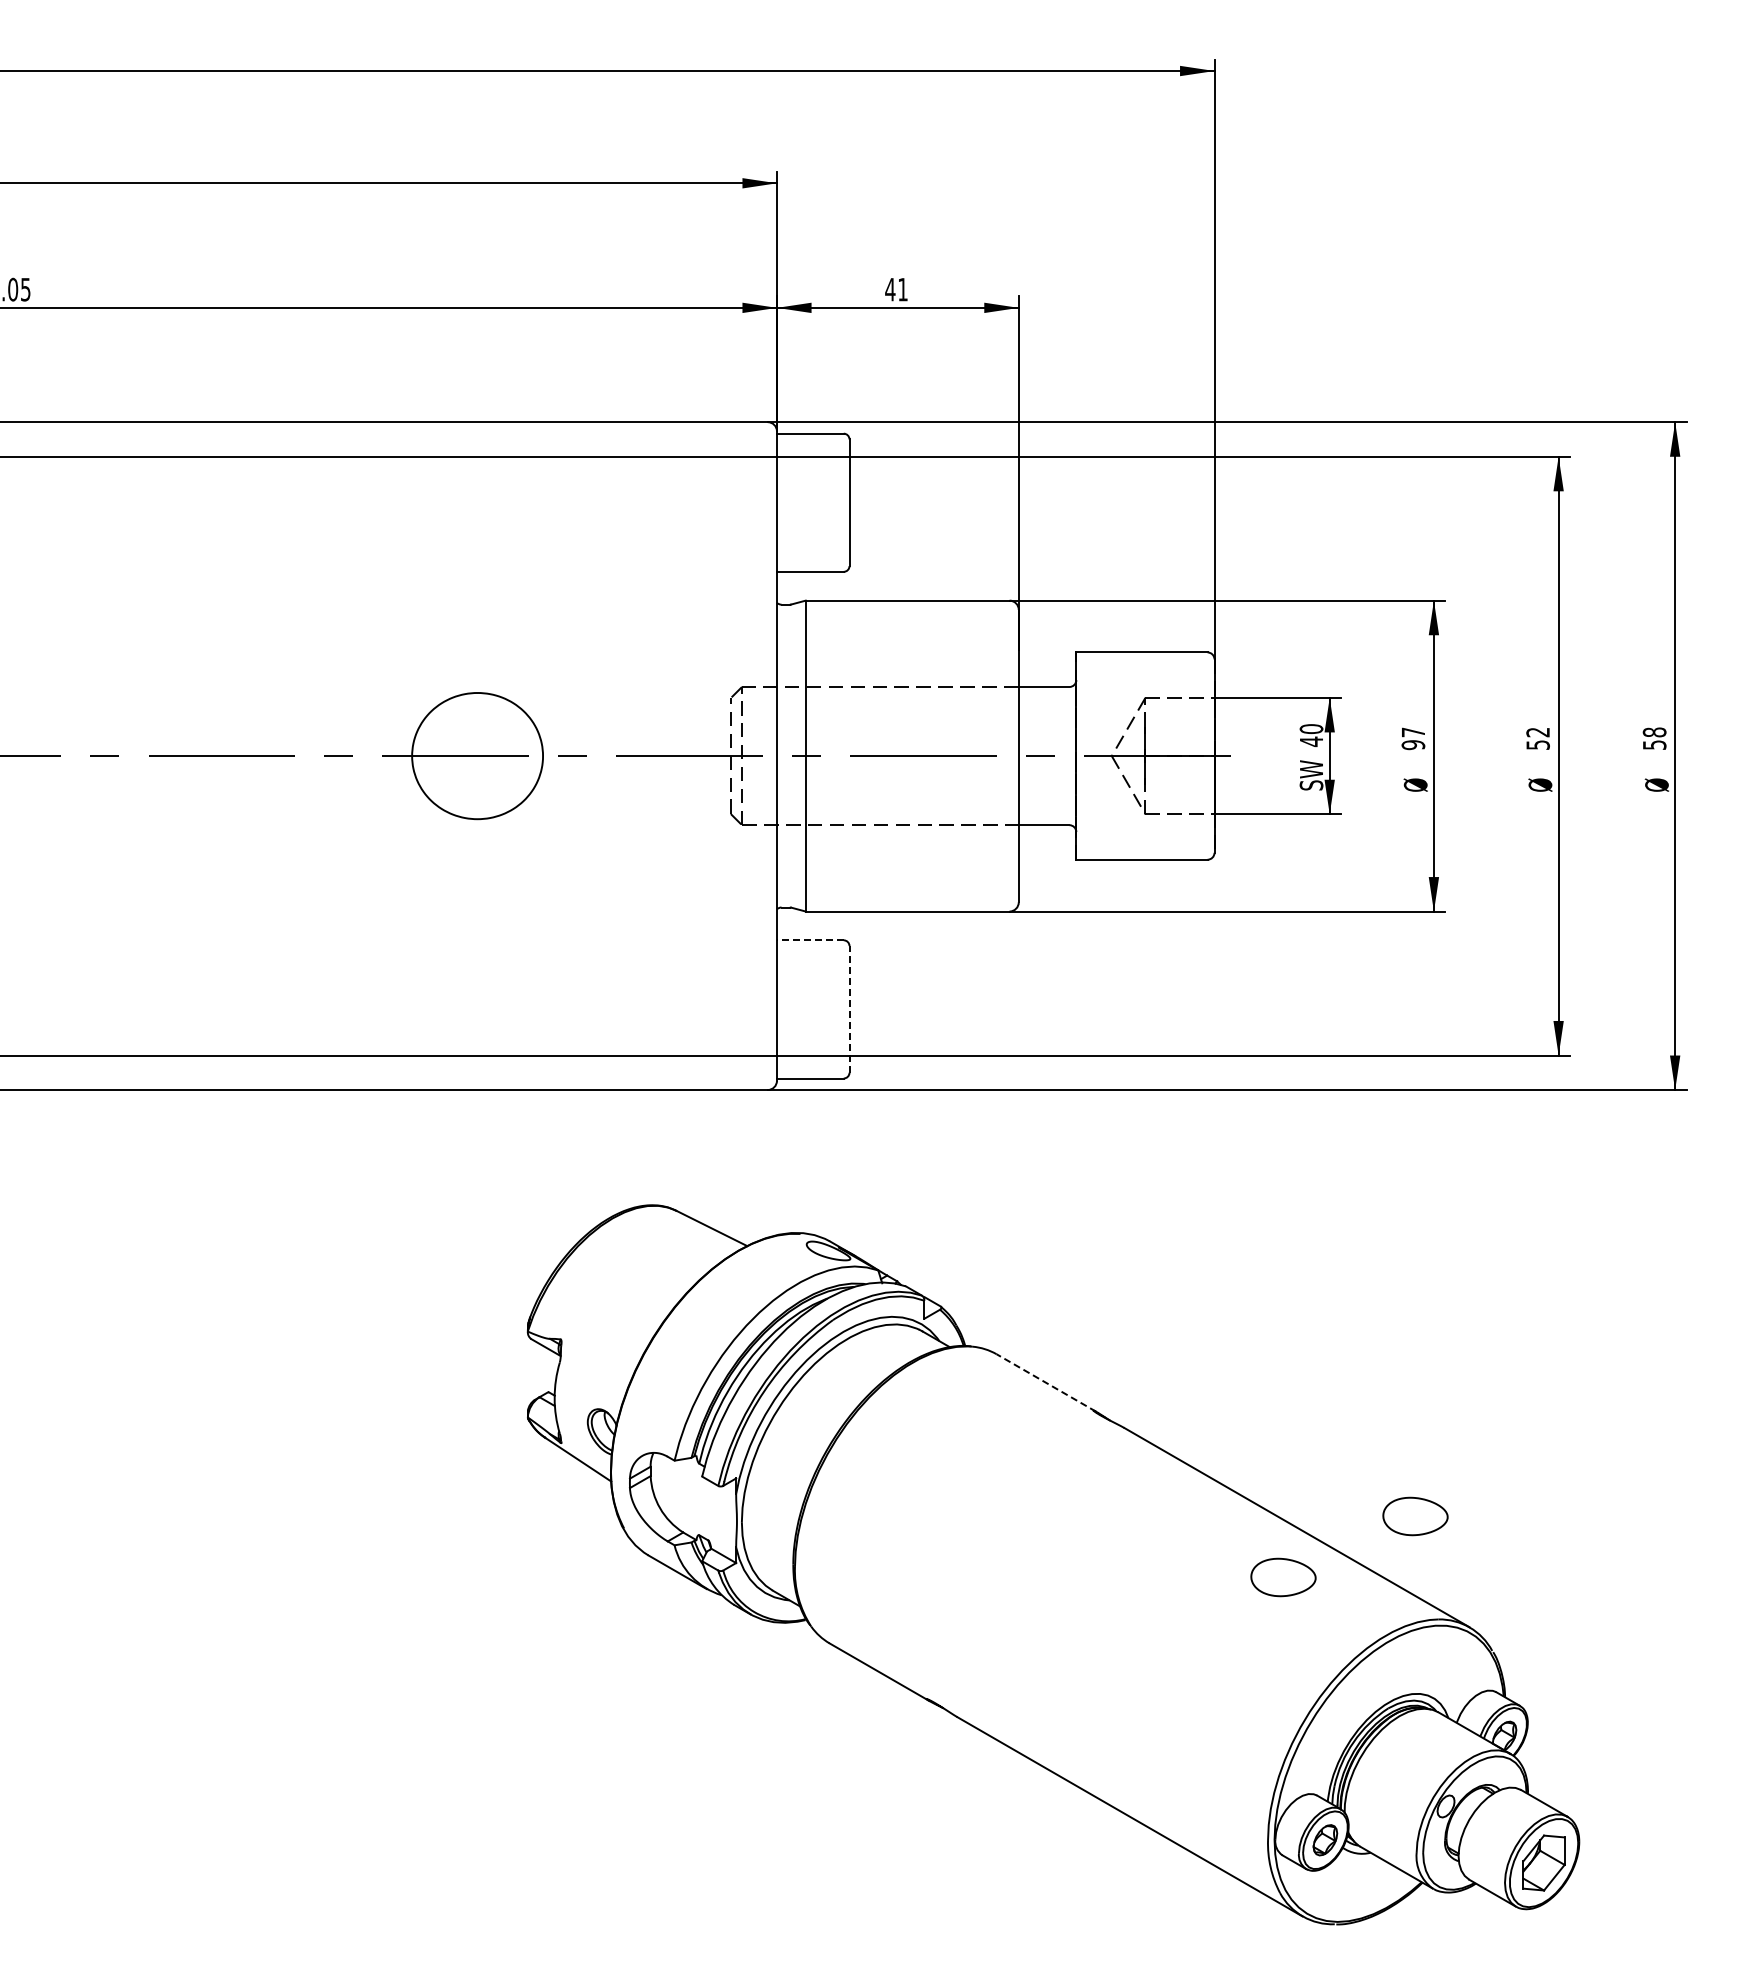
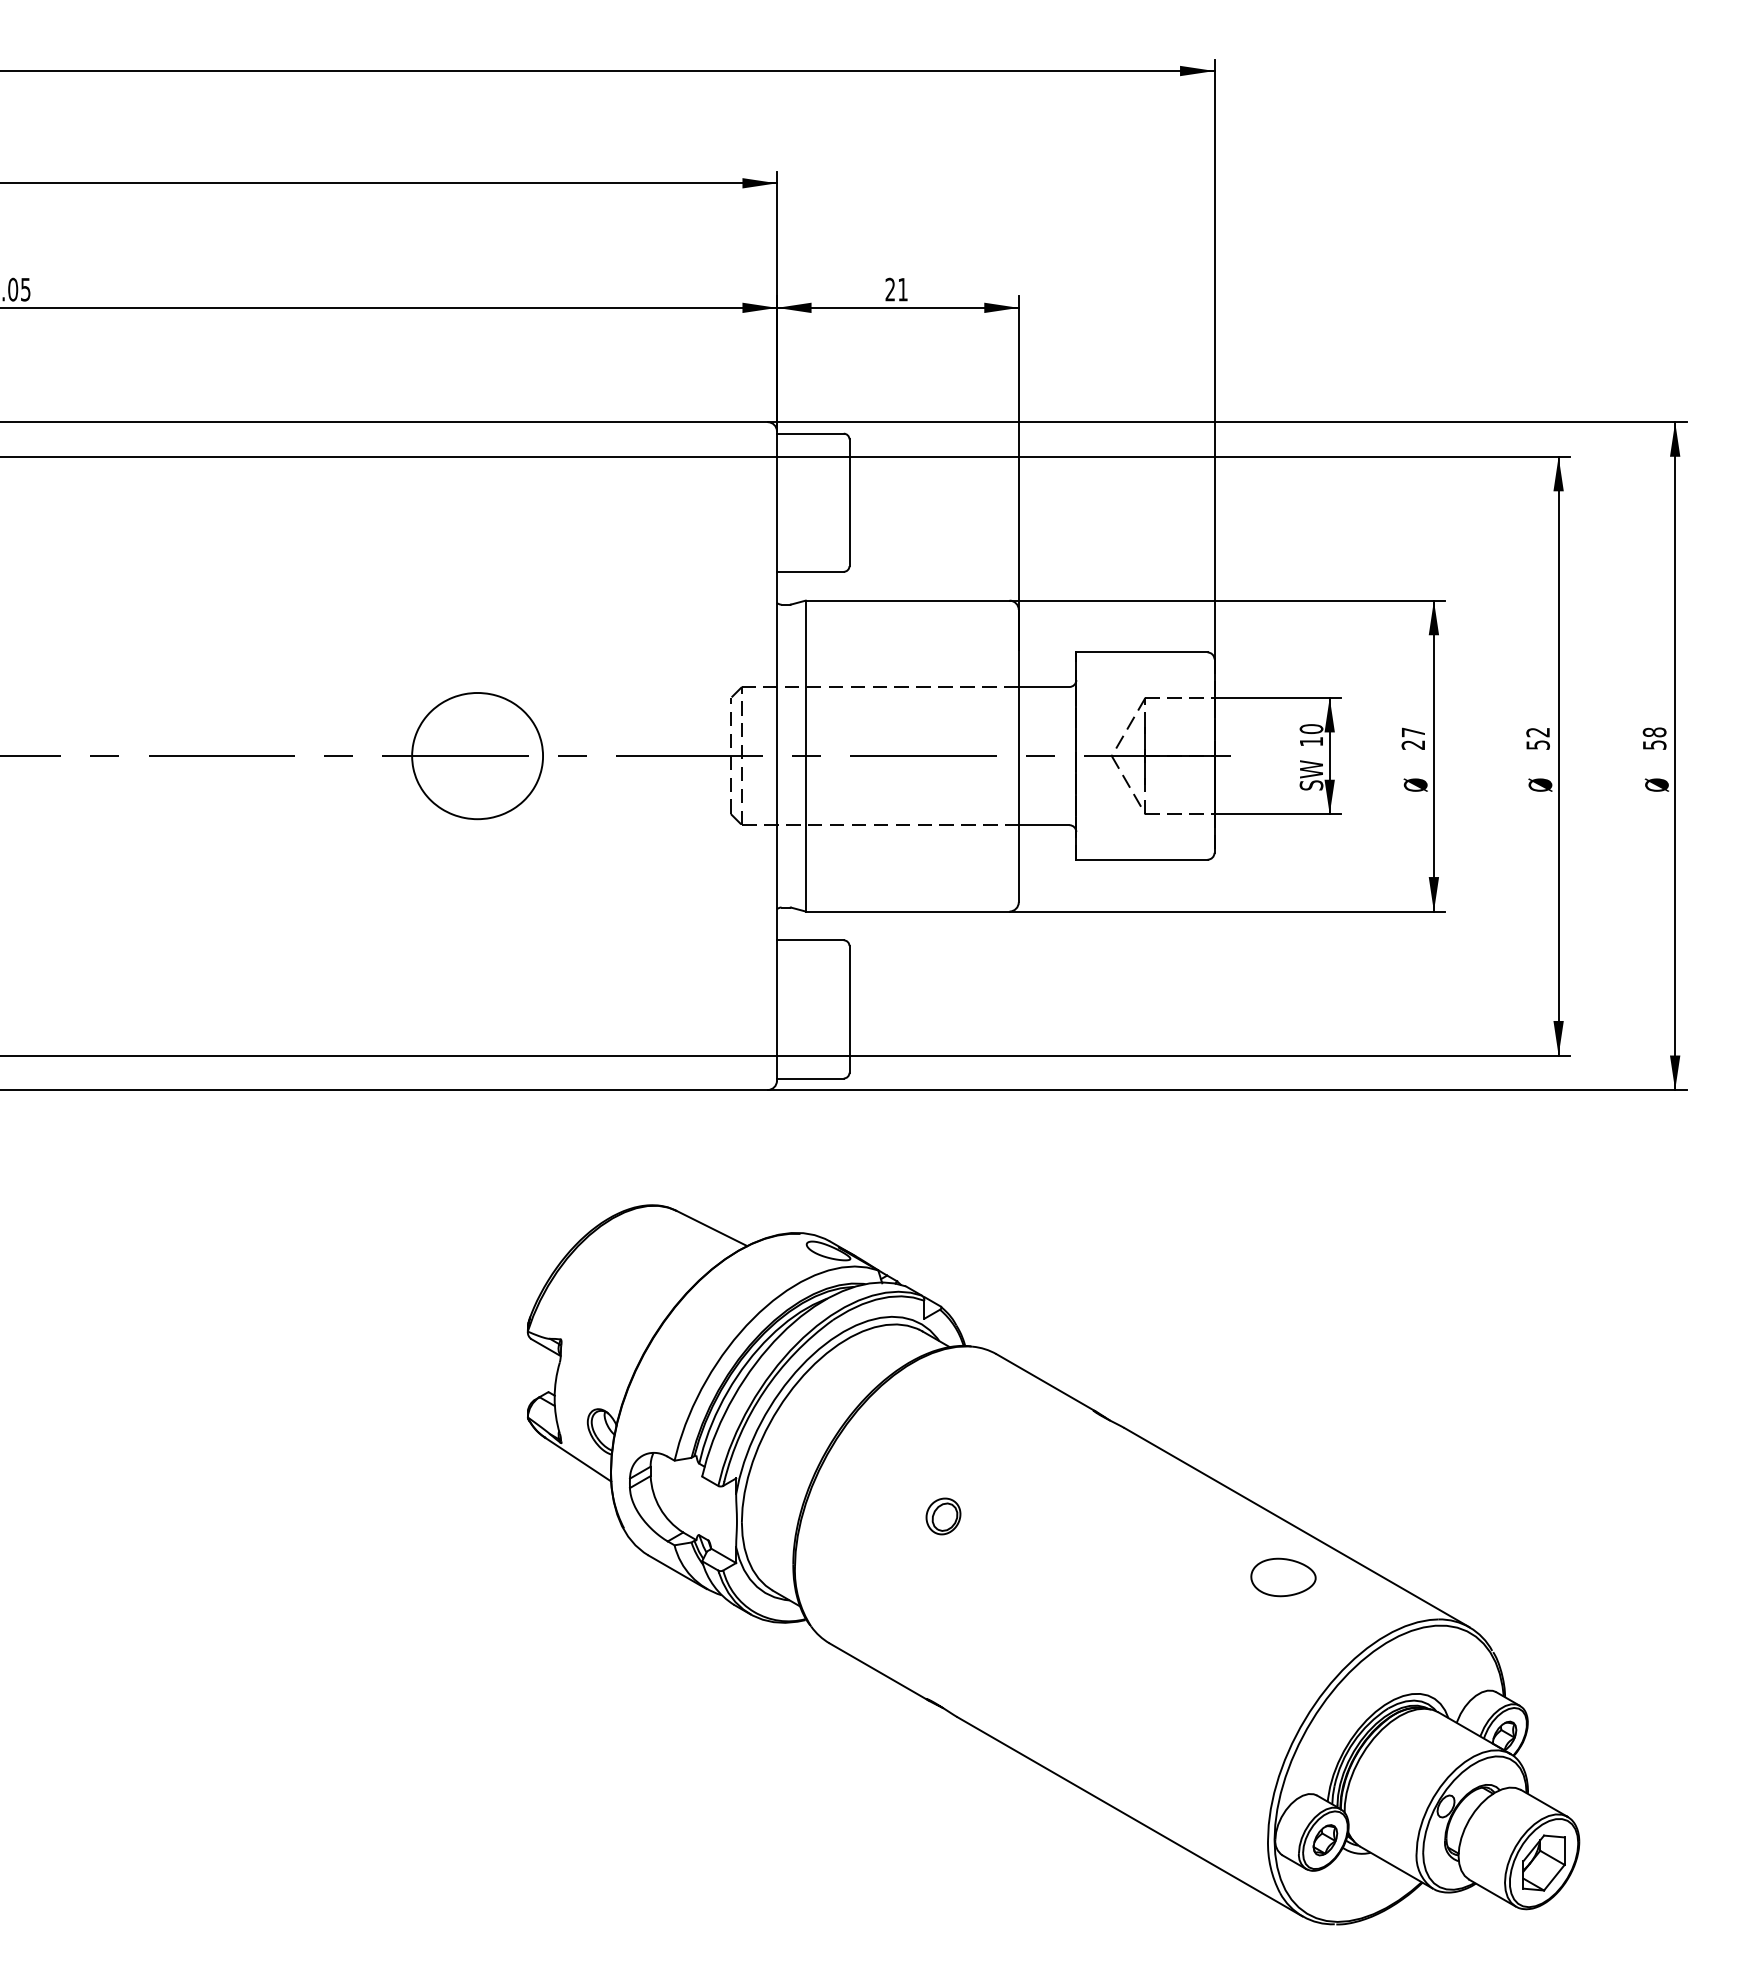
text: 41 -> 21 (890, 289)
text: 40 -> 10 (1311, 741)
text: 97 -> 27 (1413, 745)
line: dashed -> solid (809, 940)
line: dashed -> solid (849, 1008)
line: dashed -> solid (1046, 1382)
part: none -> present (943, 1516)
part: present -> none (1415, 1516)
